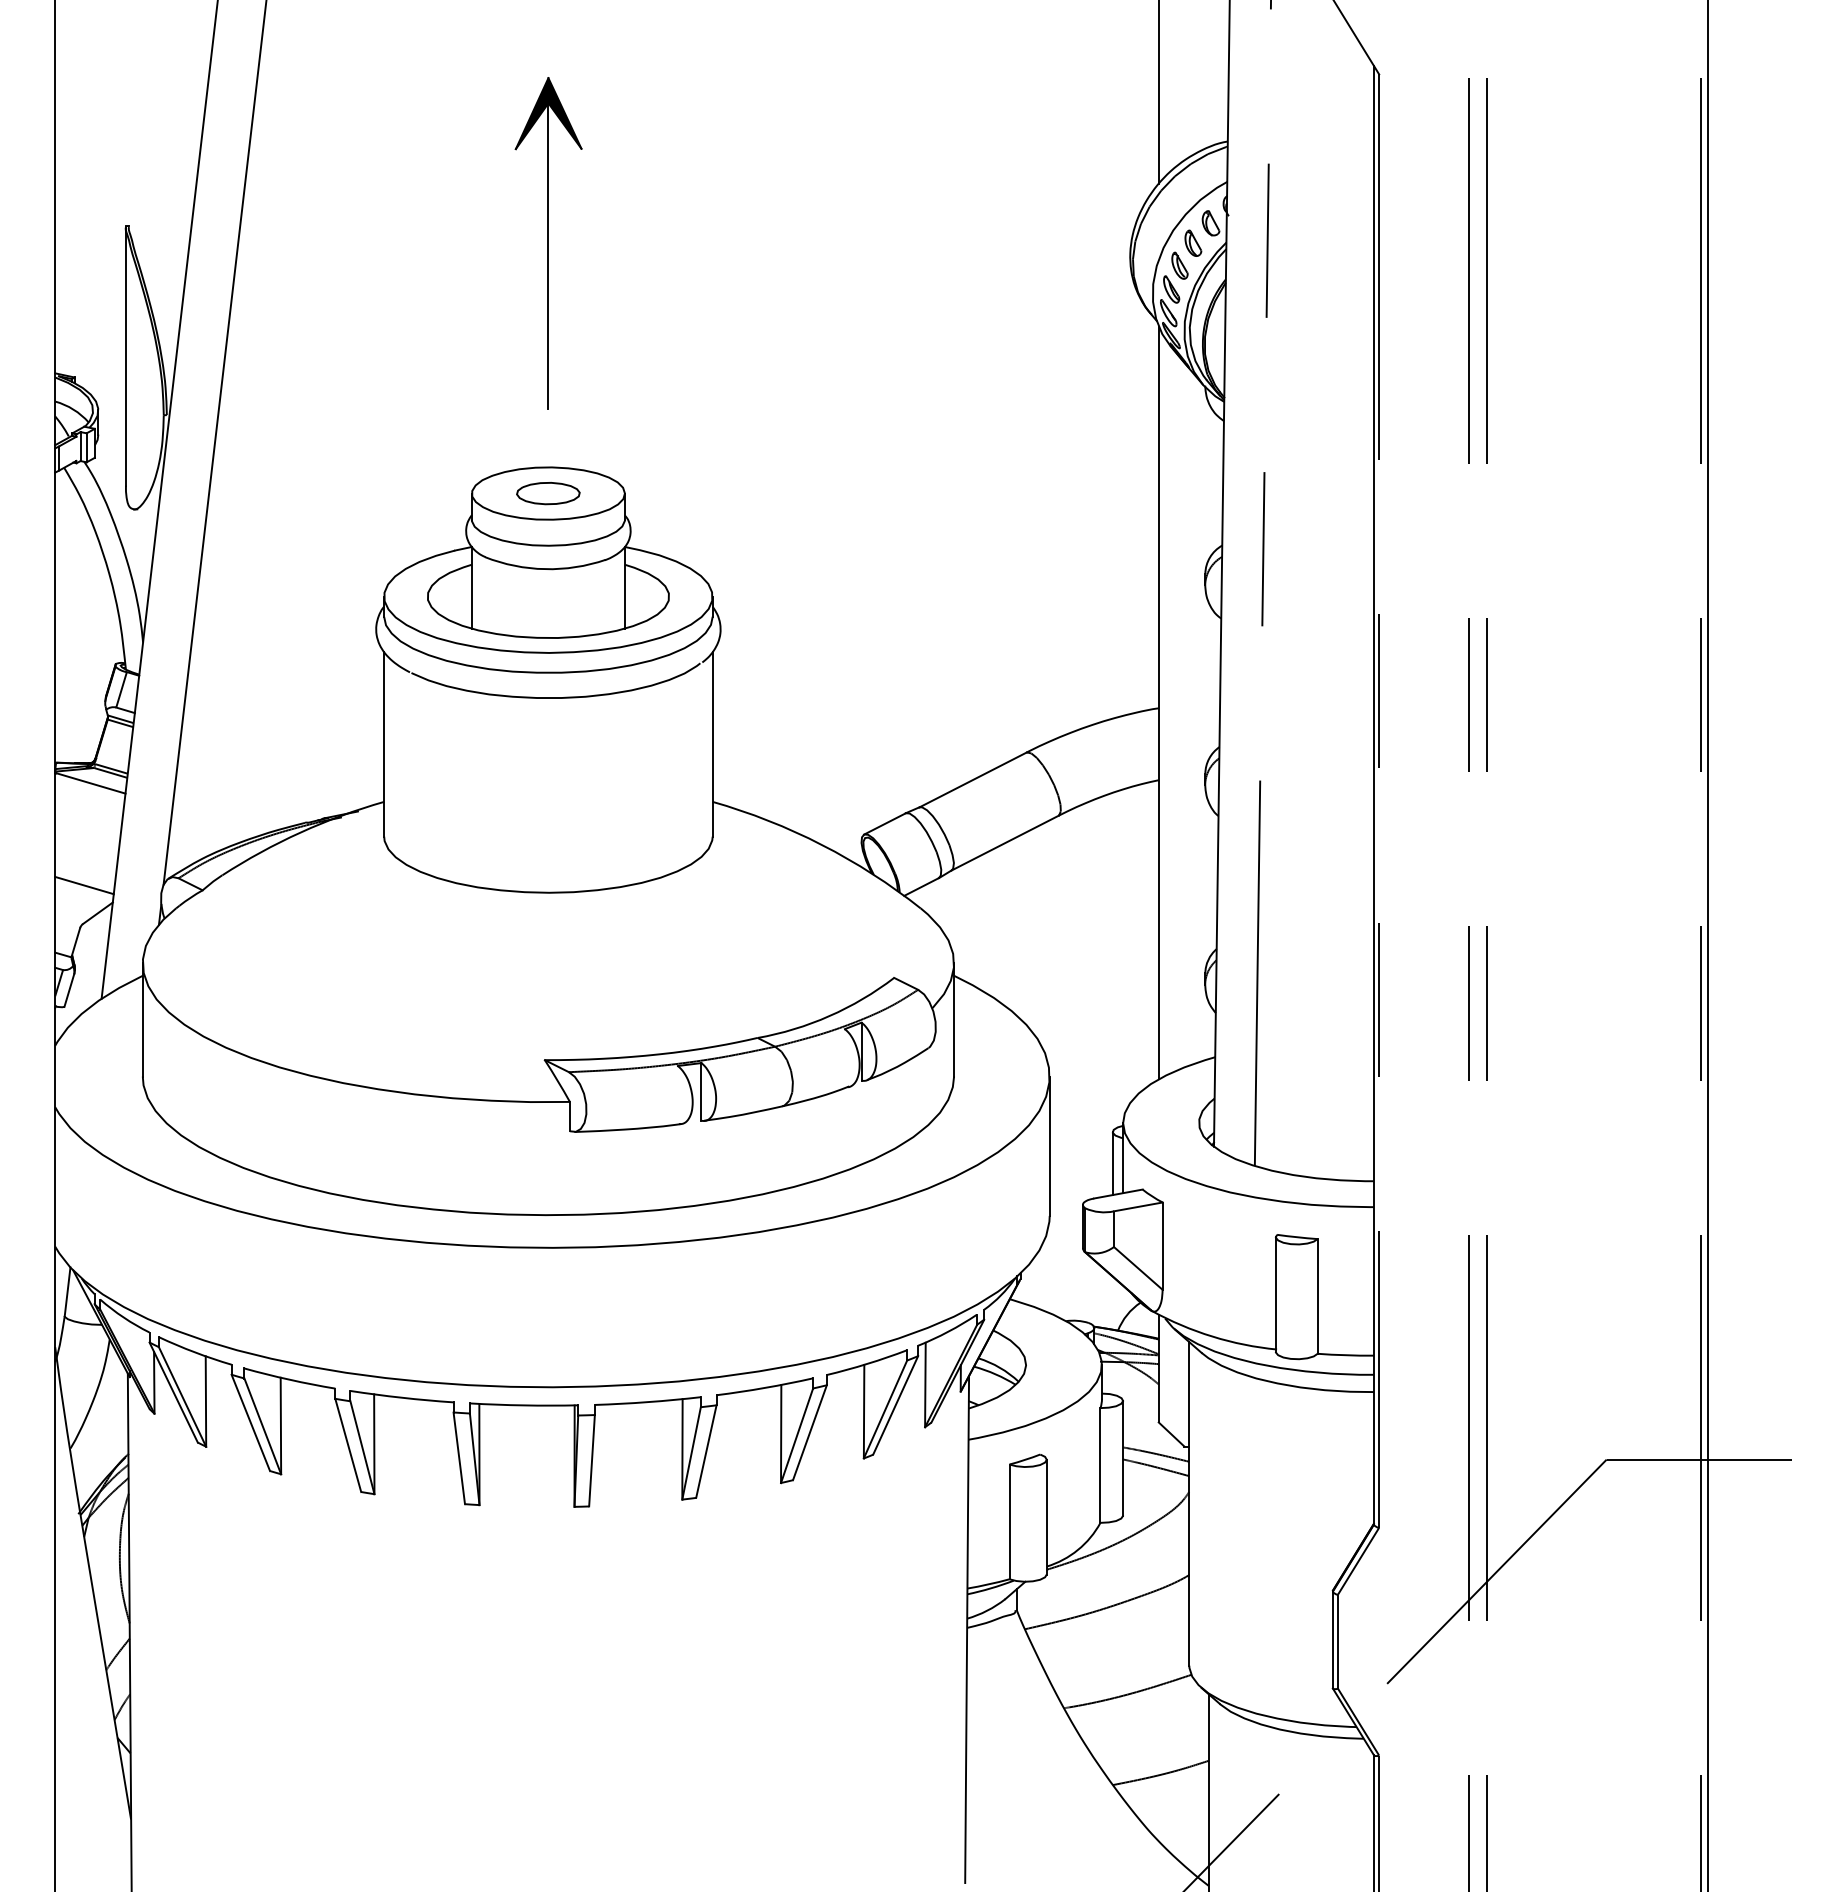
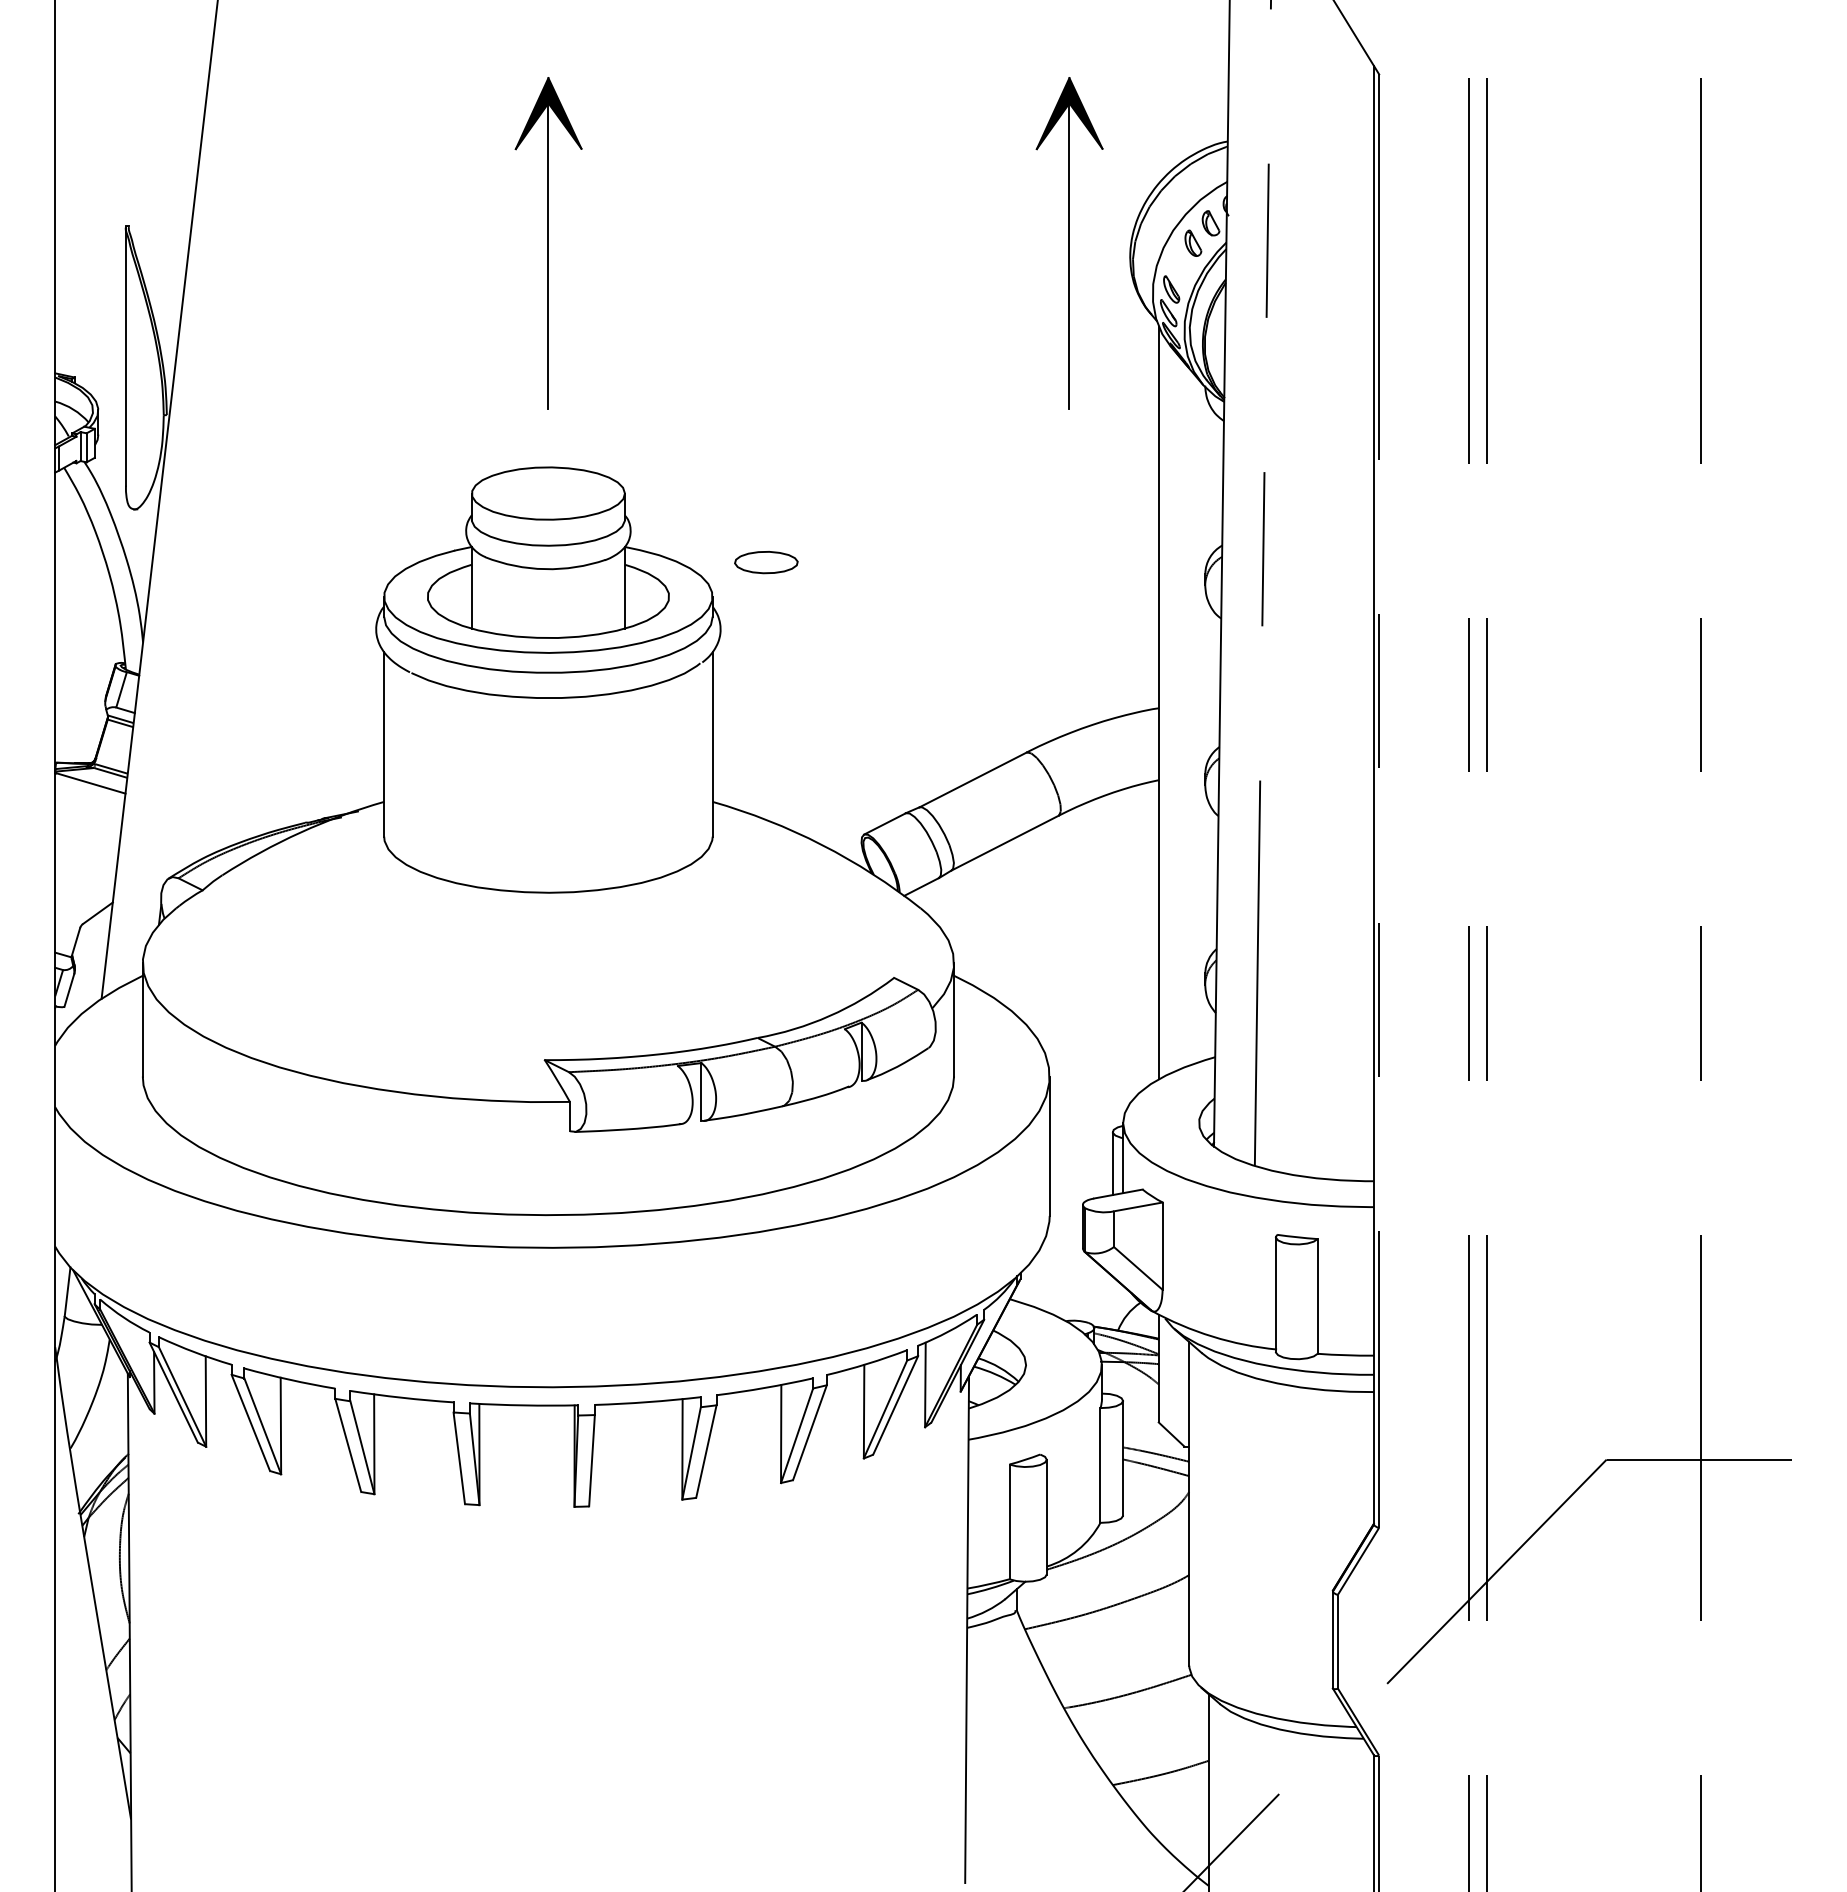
line: present -> none (1158, 92)
part: none -> present (1069, 243)
part: present -> none (1179, 265)
line: present -> none (214, 443)
part position: (548, 493) -> (766, 562) (766, 562)
line: present -> none (84, 885)
line: present -> none (1708, 945)
